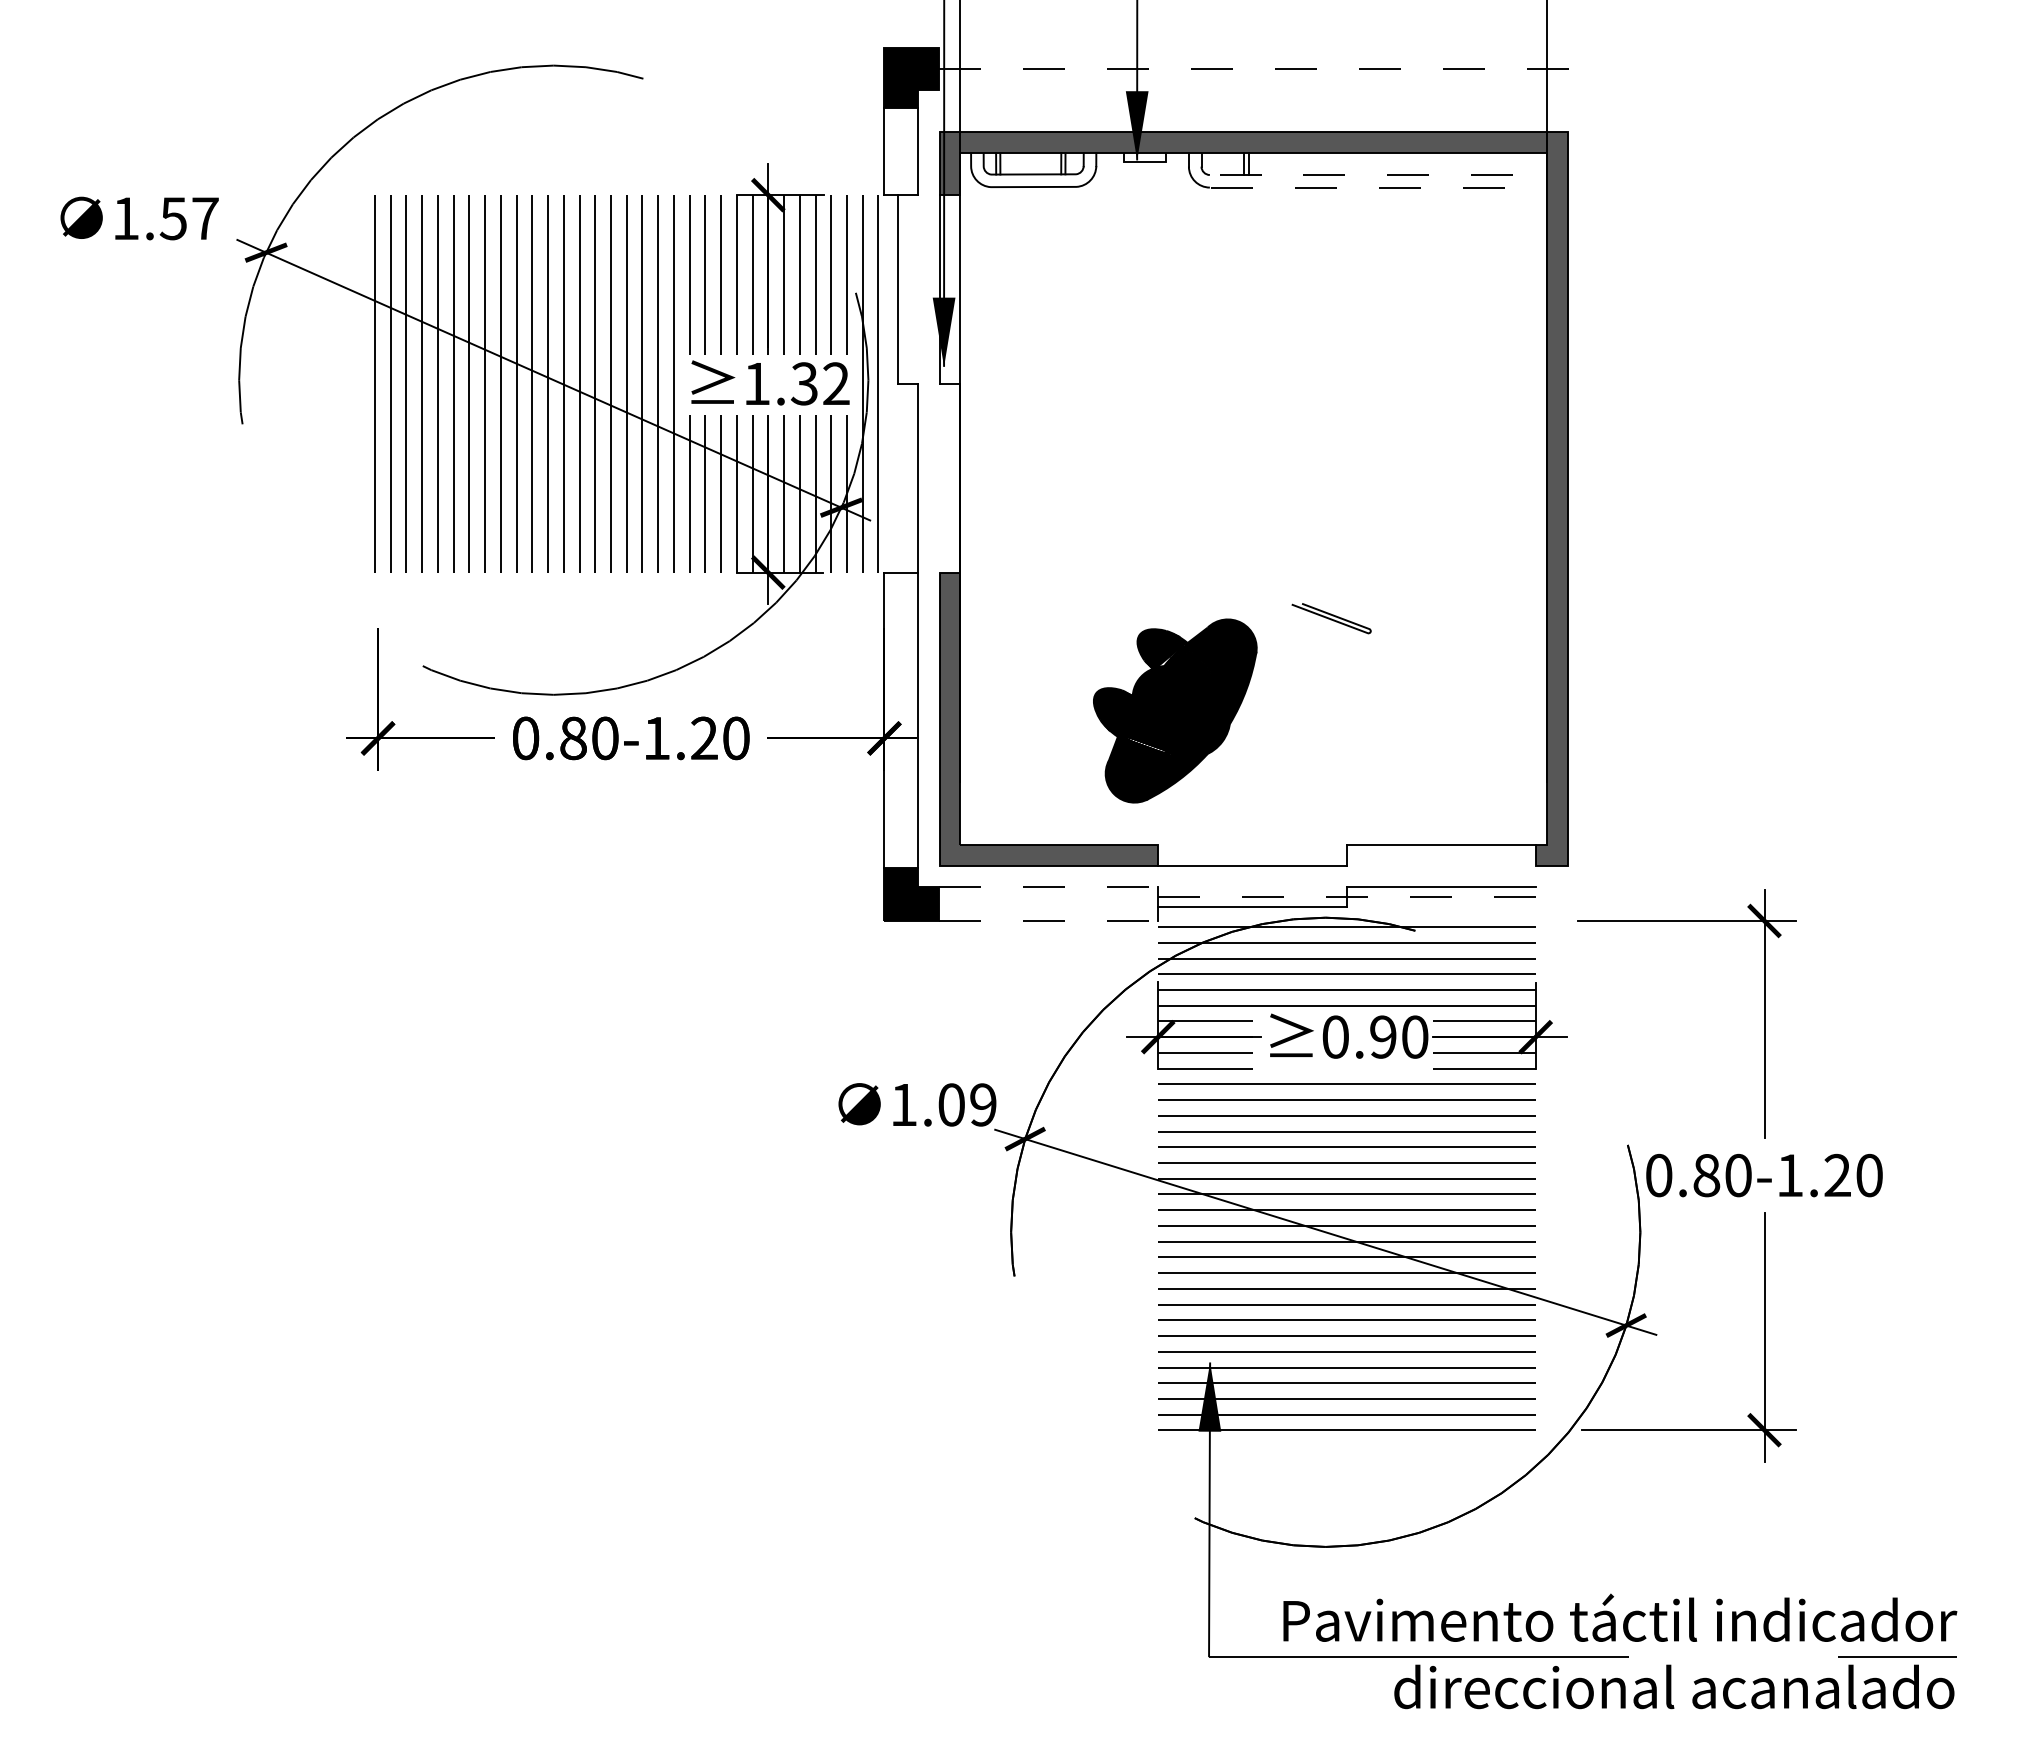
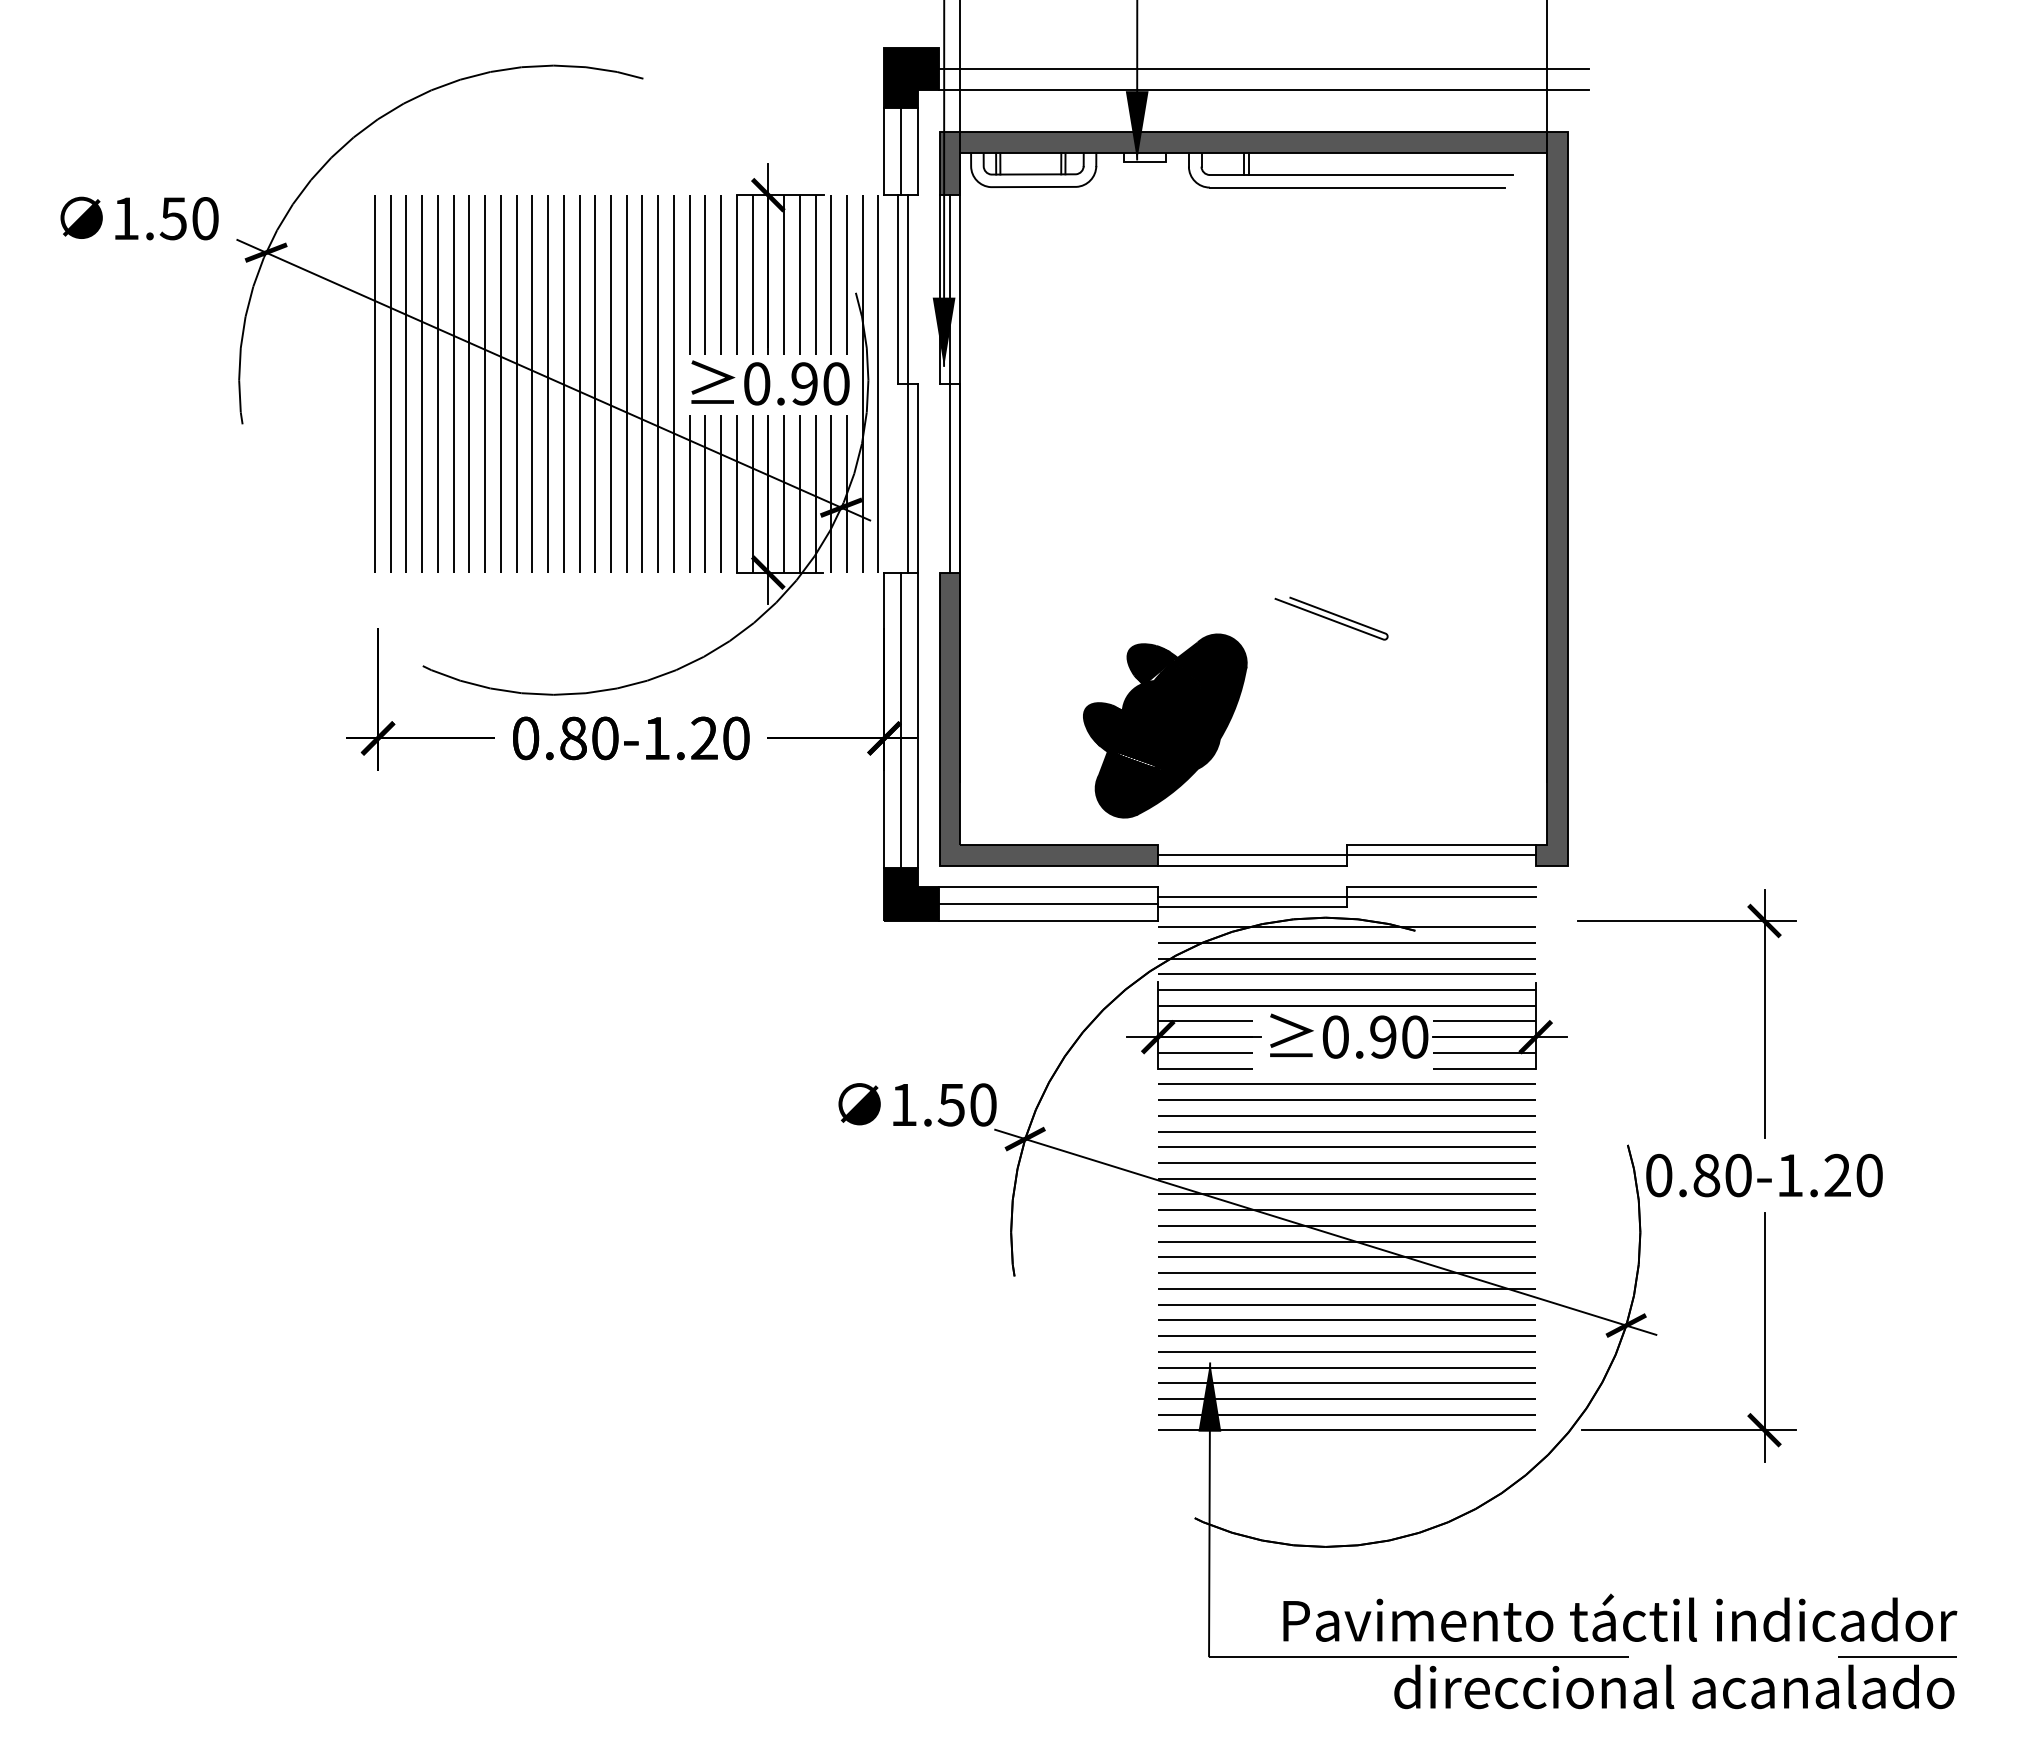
line: dashed -> solid (1264, 69)
line: none -> present (1264, 90)
line: none -> present (901, 151)
line: dashed -> solid (1361, 175)
line: dashed -> solid (1356, 187)
text: 1.57 -> 1.50 (205, 218)
text: 1.32 -> 0.90 (796, 383)
line: none -> present (908, 383)
line: none -> present (950, 383)
part size: 81x32 px -> 115x45 px (1331, 618)
part position: (1175, 710) -> (1165, 725) (1165, 725)
line: none -> present (901, 719)
line: none -> present (1346, 855)
line: dashed -> solid (1049, 887)
line: dashed -> solid (1346, 897)
line: none -> present (1048, 904)
line: dashed -> solid (1049, 921)
text: 1.09 -> 1.50 (966, 1104)
